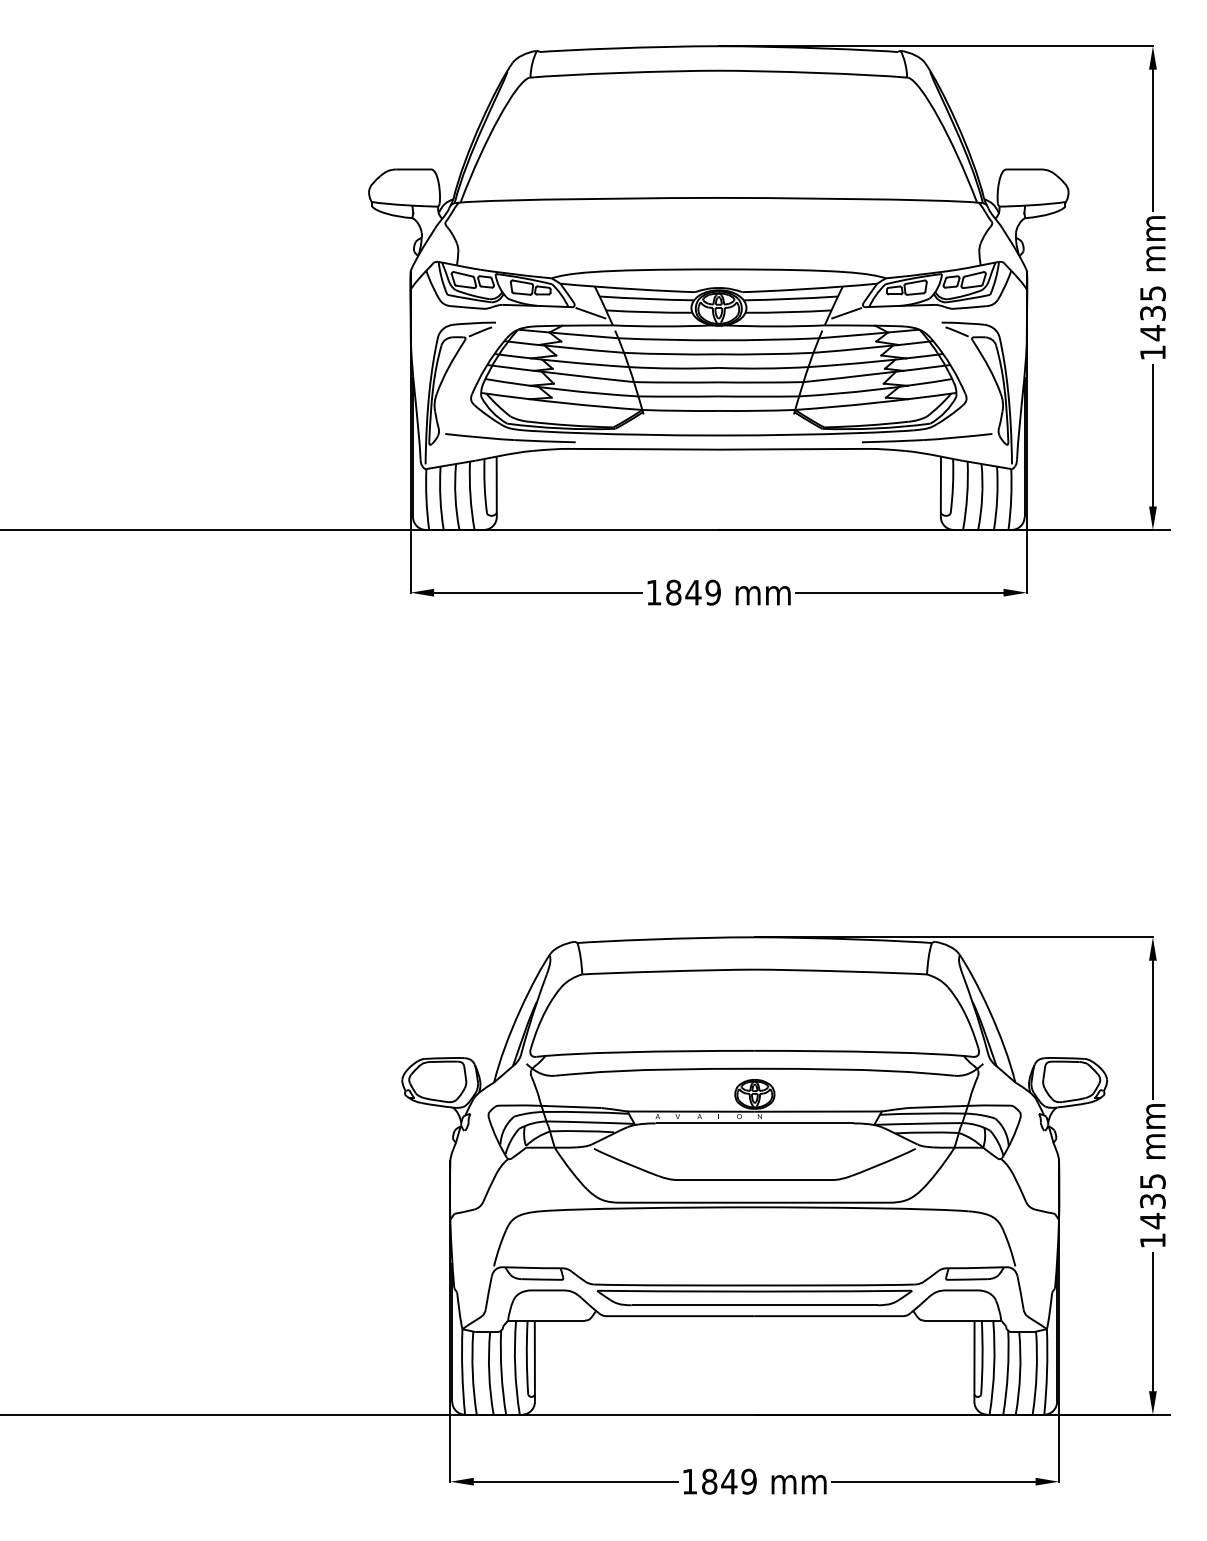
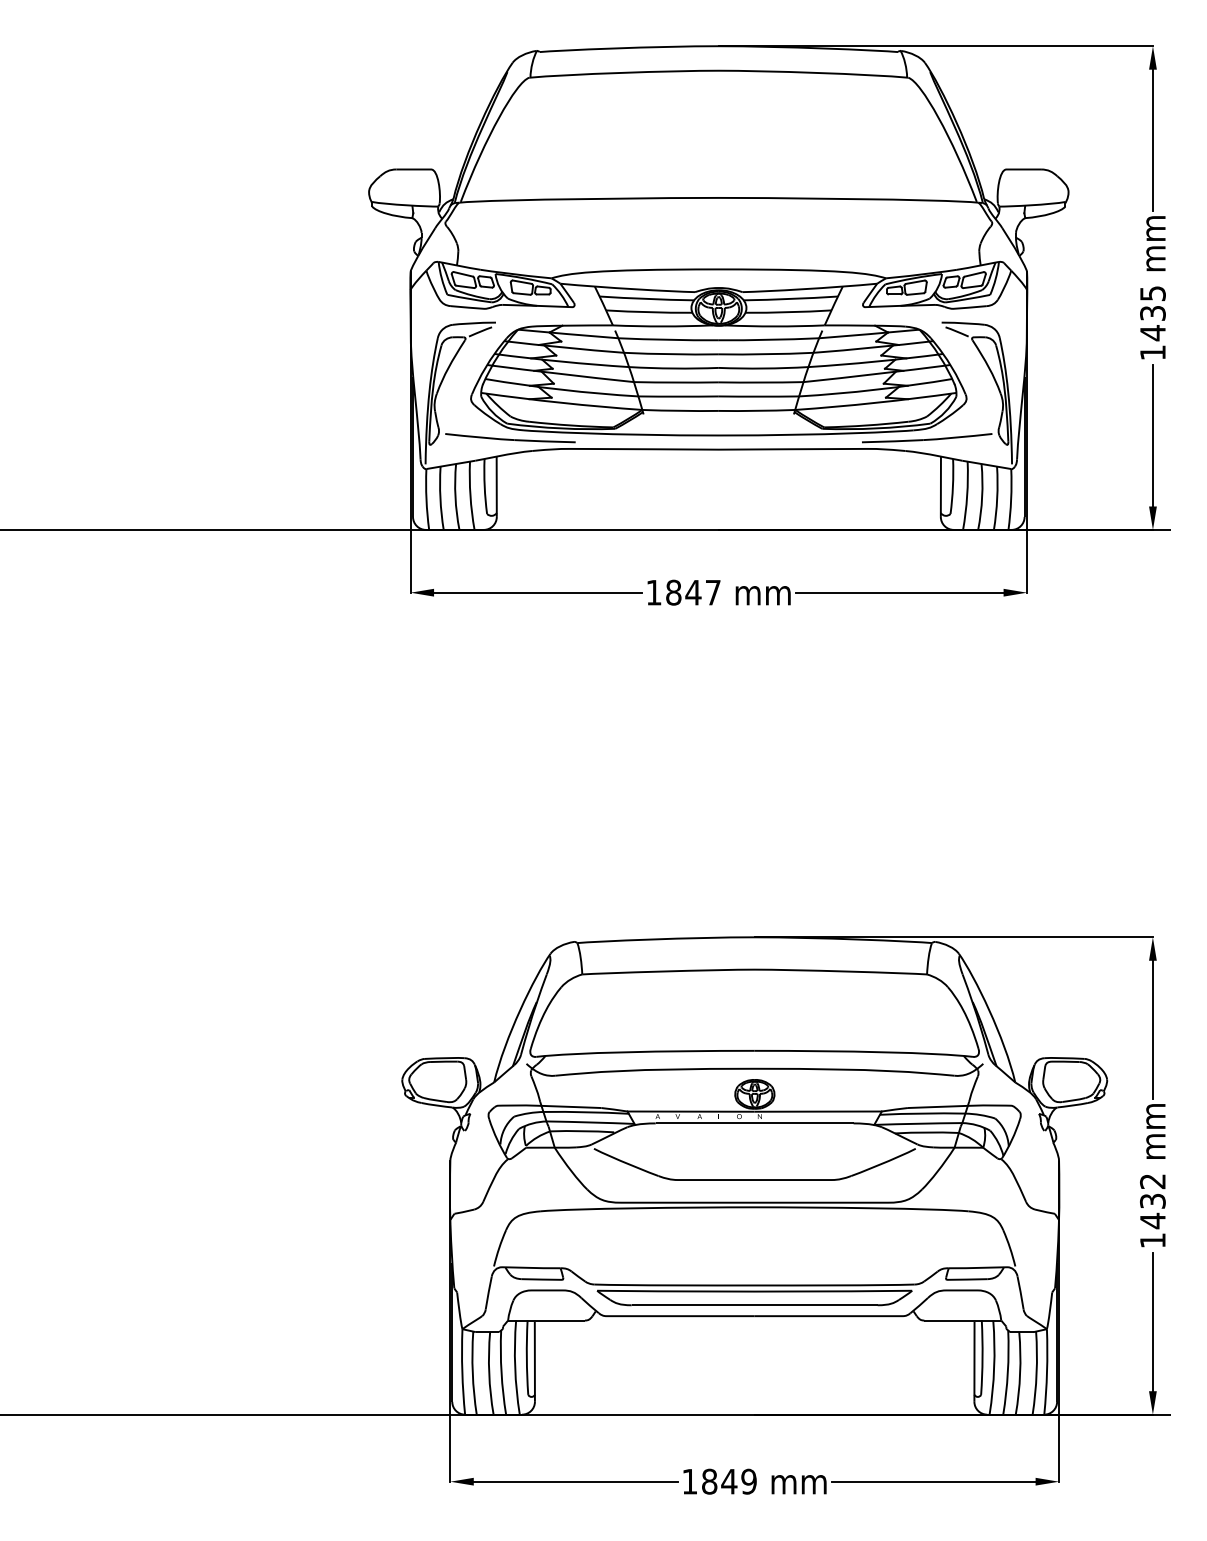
line: present -> none (590, 313)
line: present -> none (846, 313)
text: 1849 -> 1847 (712, 592)
text: 1435 -> 1432 (1152, 1181)
